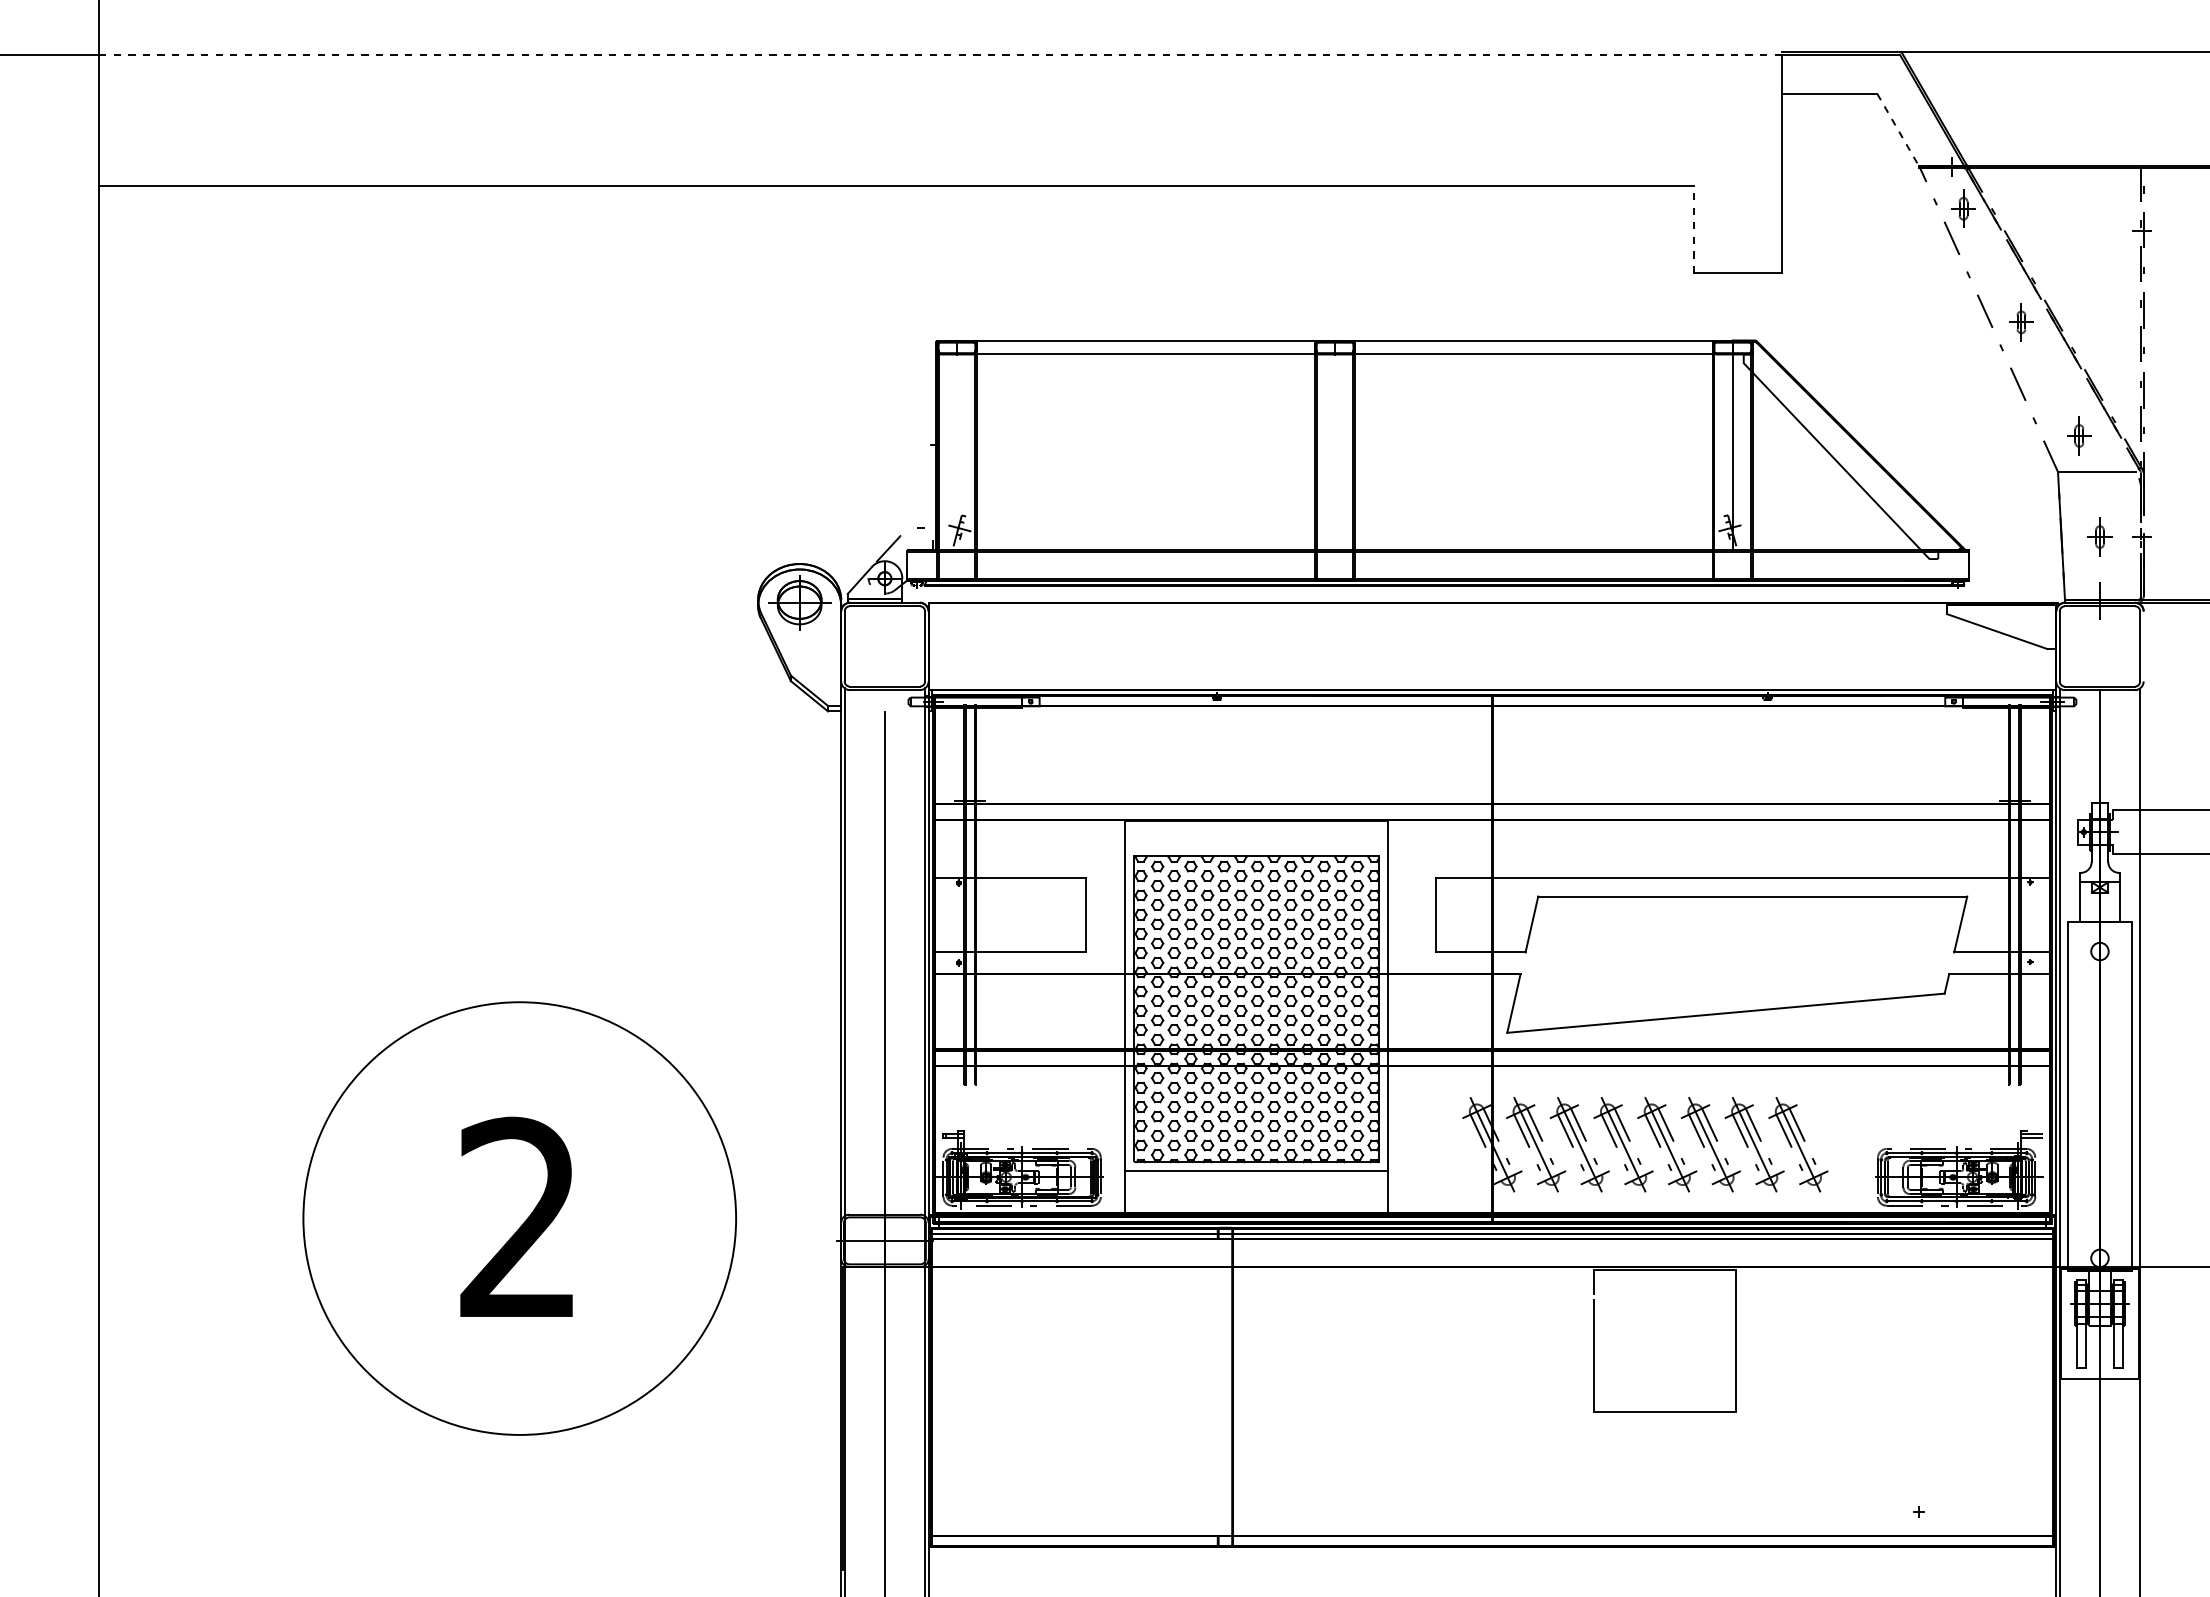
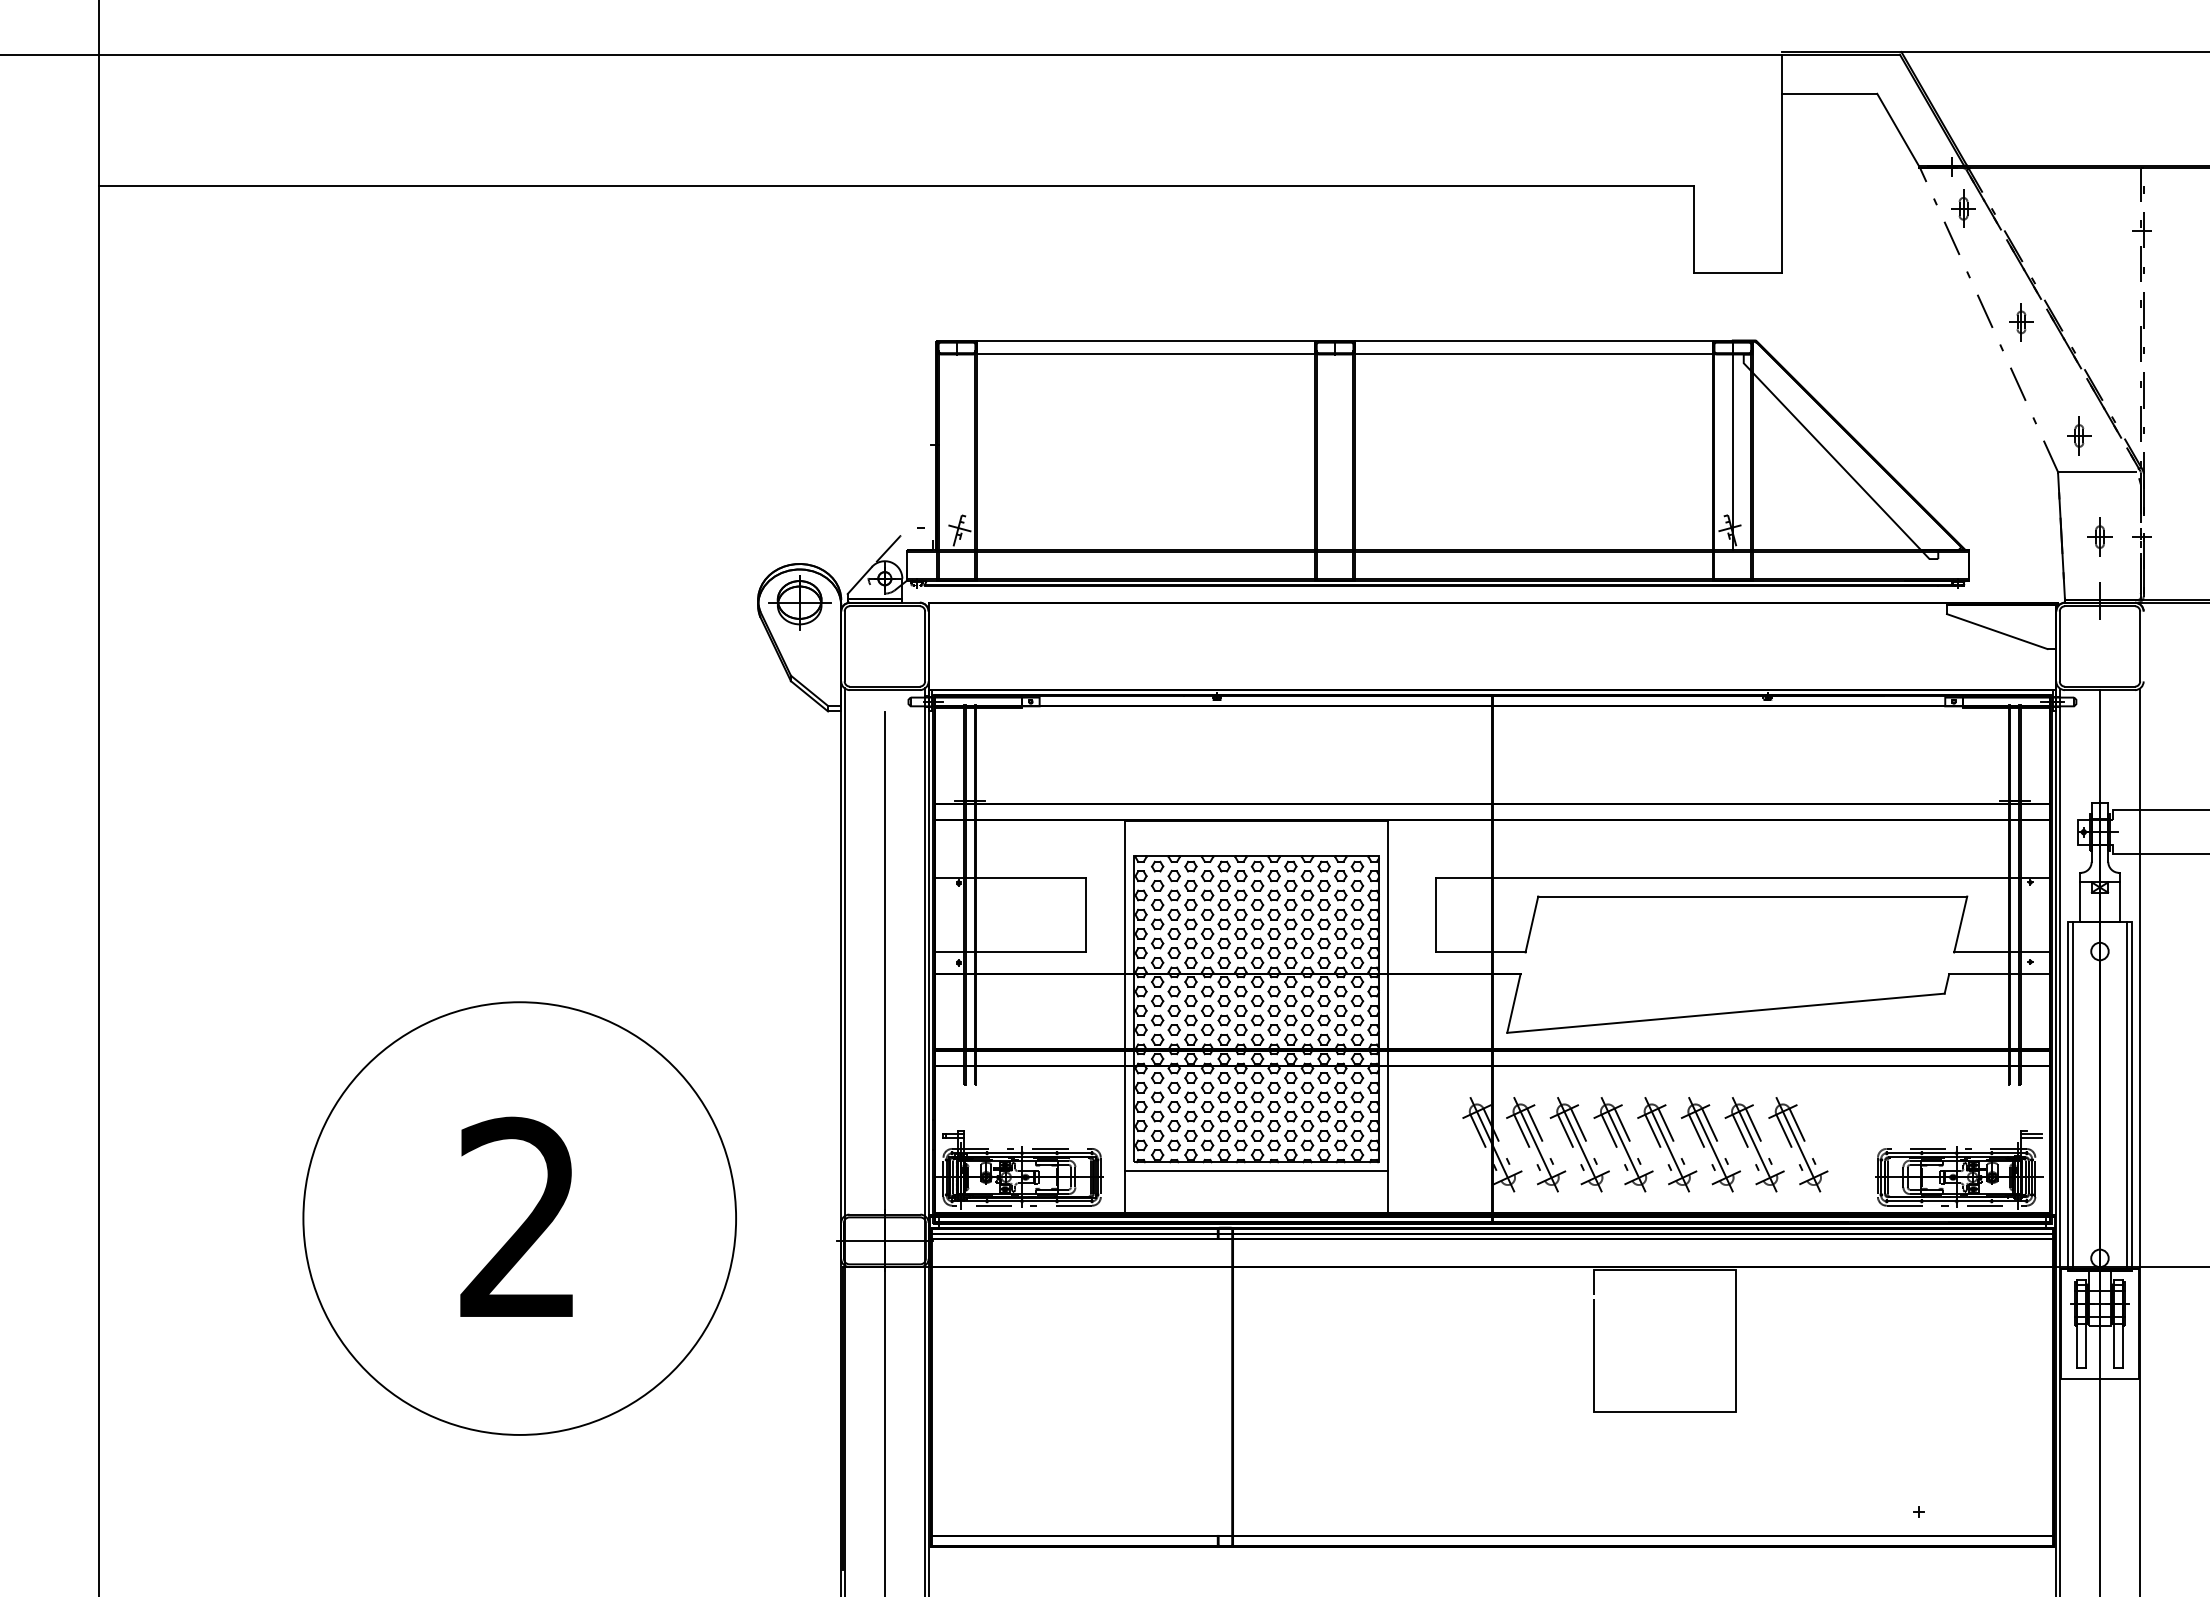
line: dashed -> solid (940, 54)
line: dashed -> solid (1898, 130)
line: dashed -> solid (1694, 229)
line: none -> present (2072, 1096)
line: none -> present (2127, 1096)
